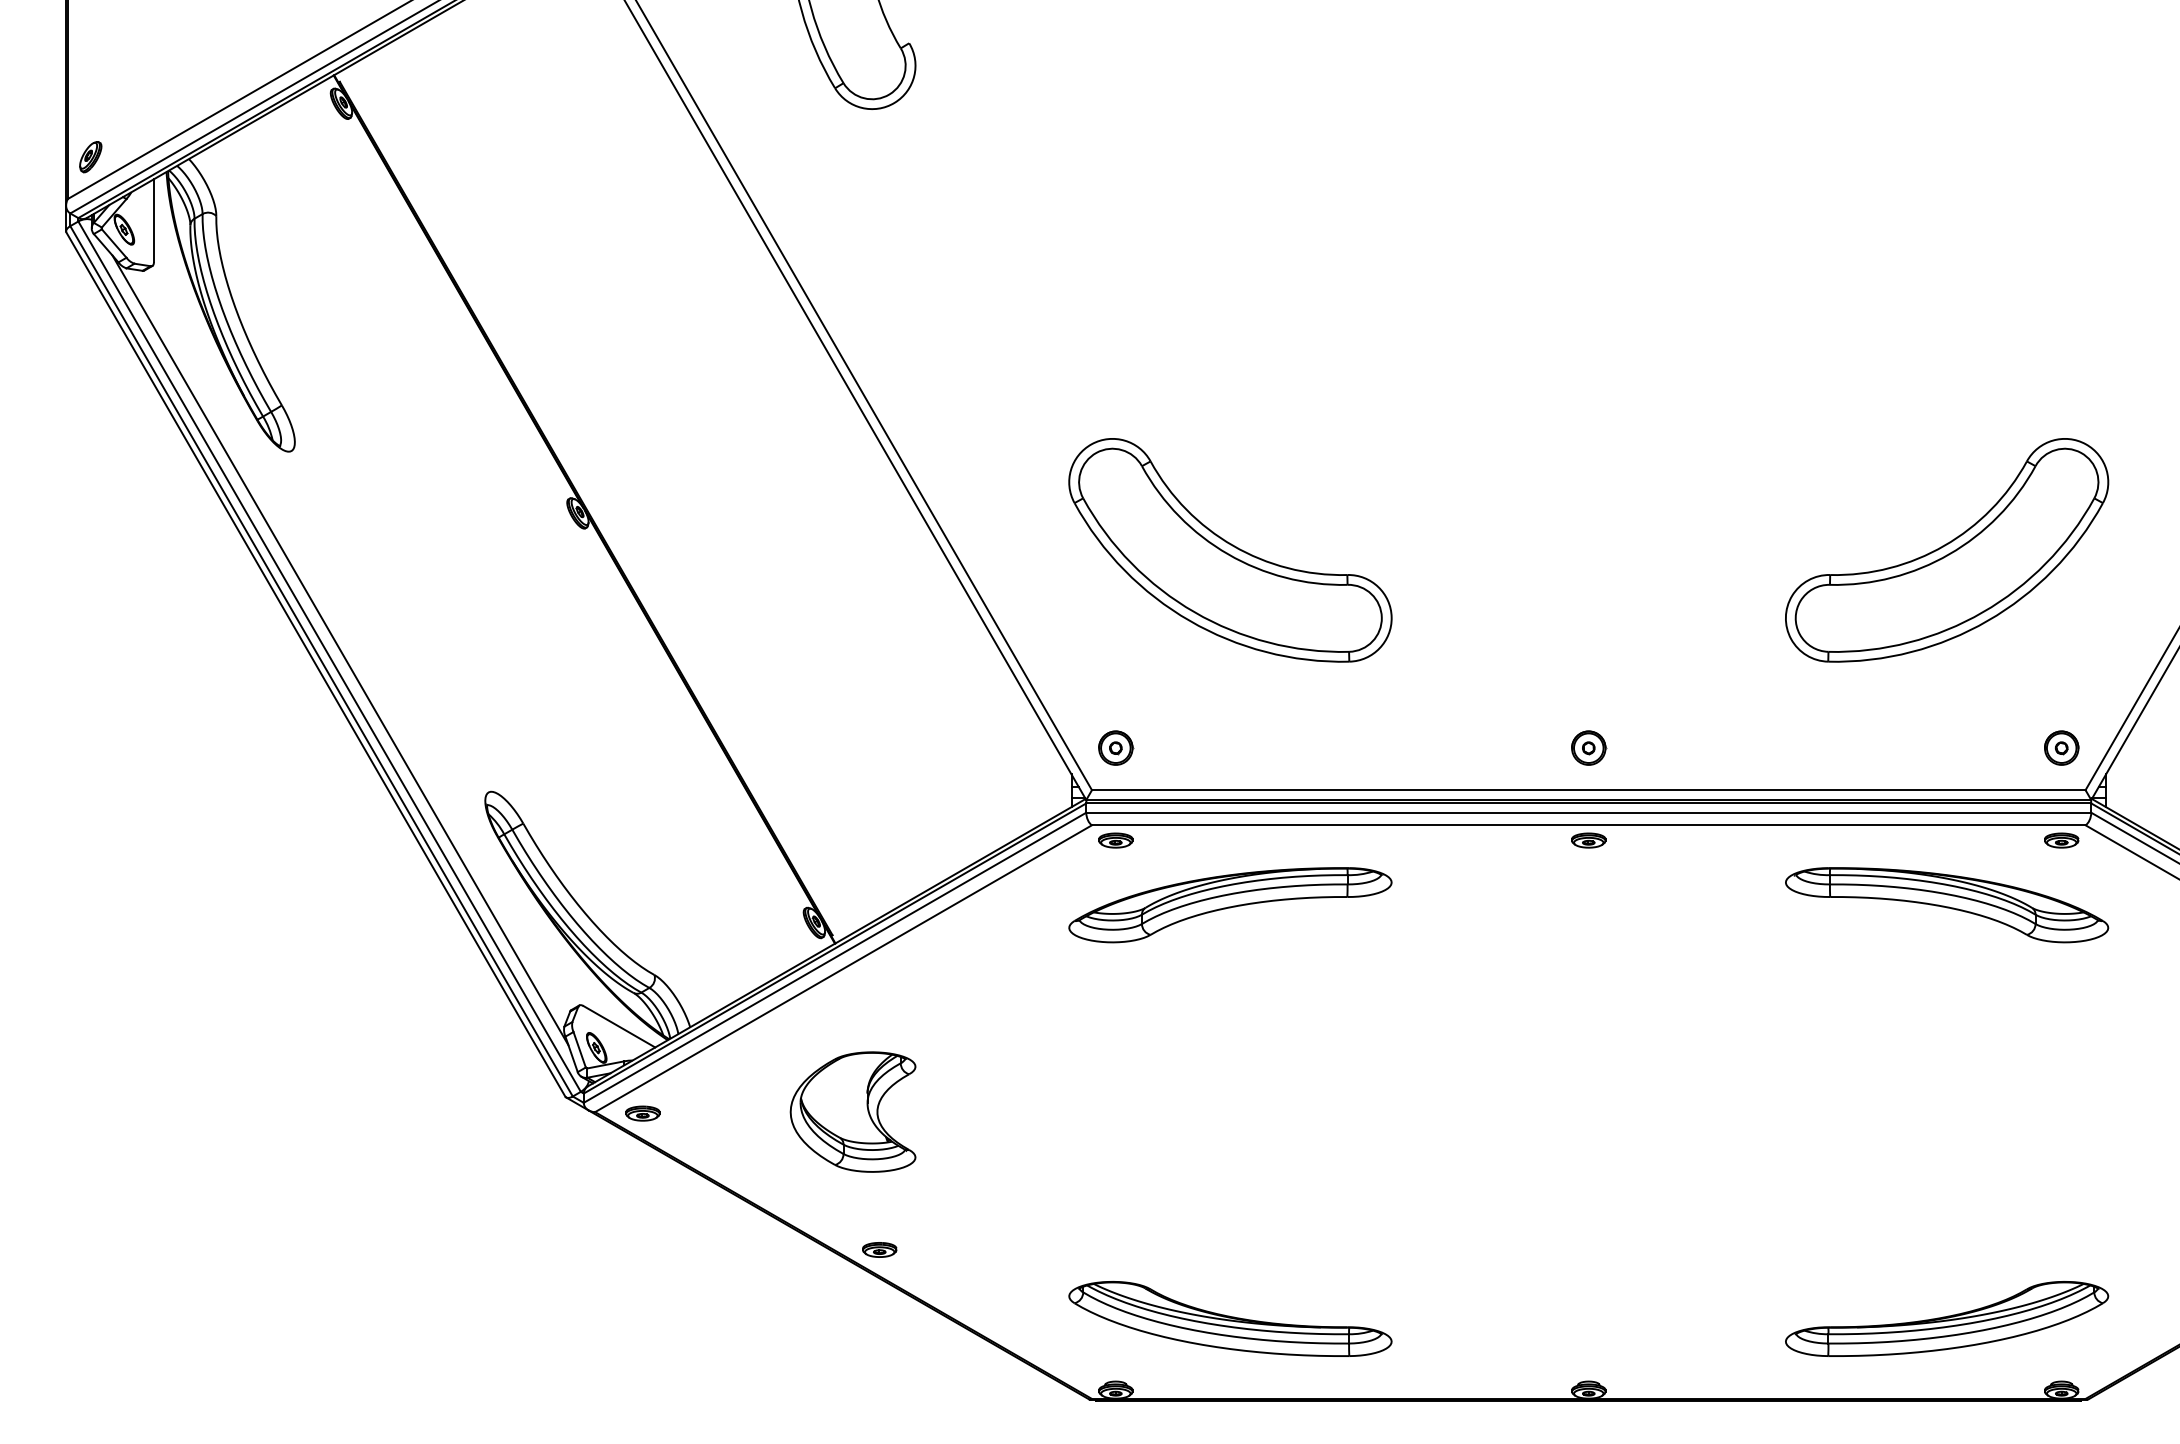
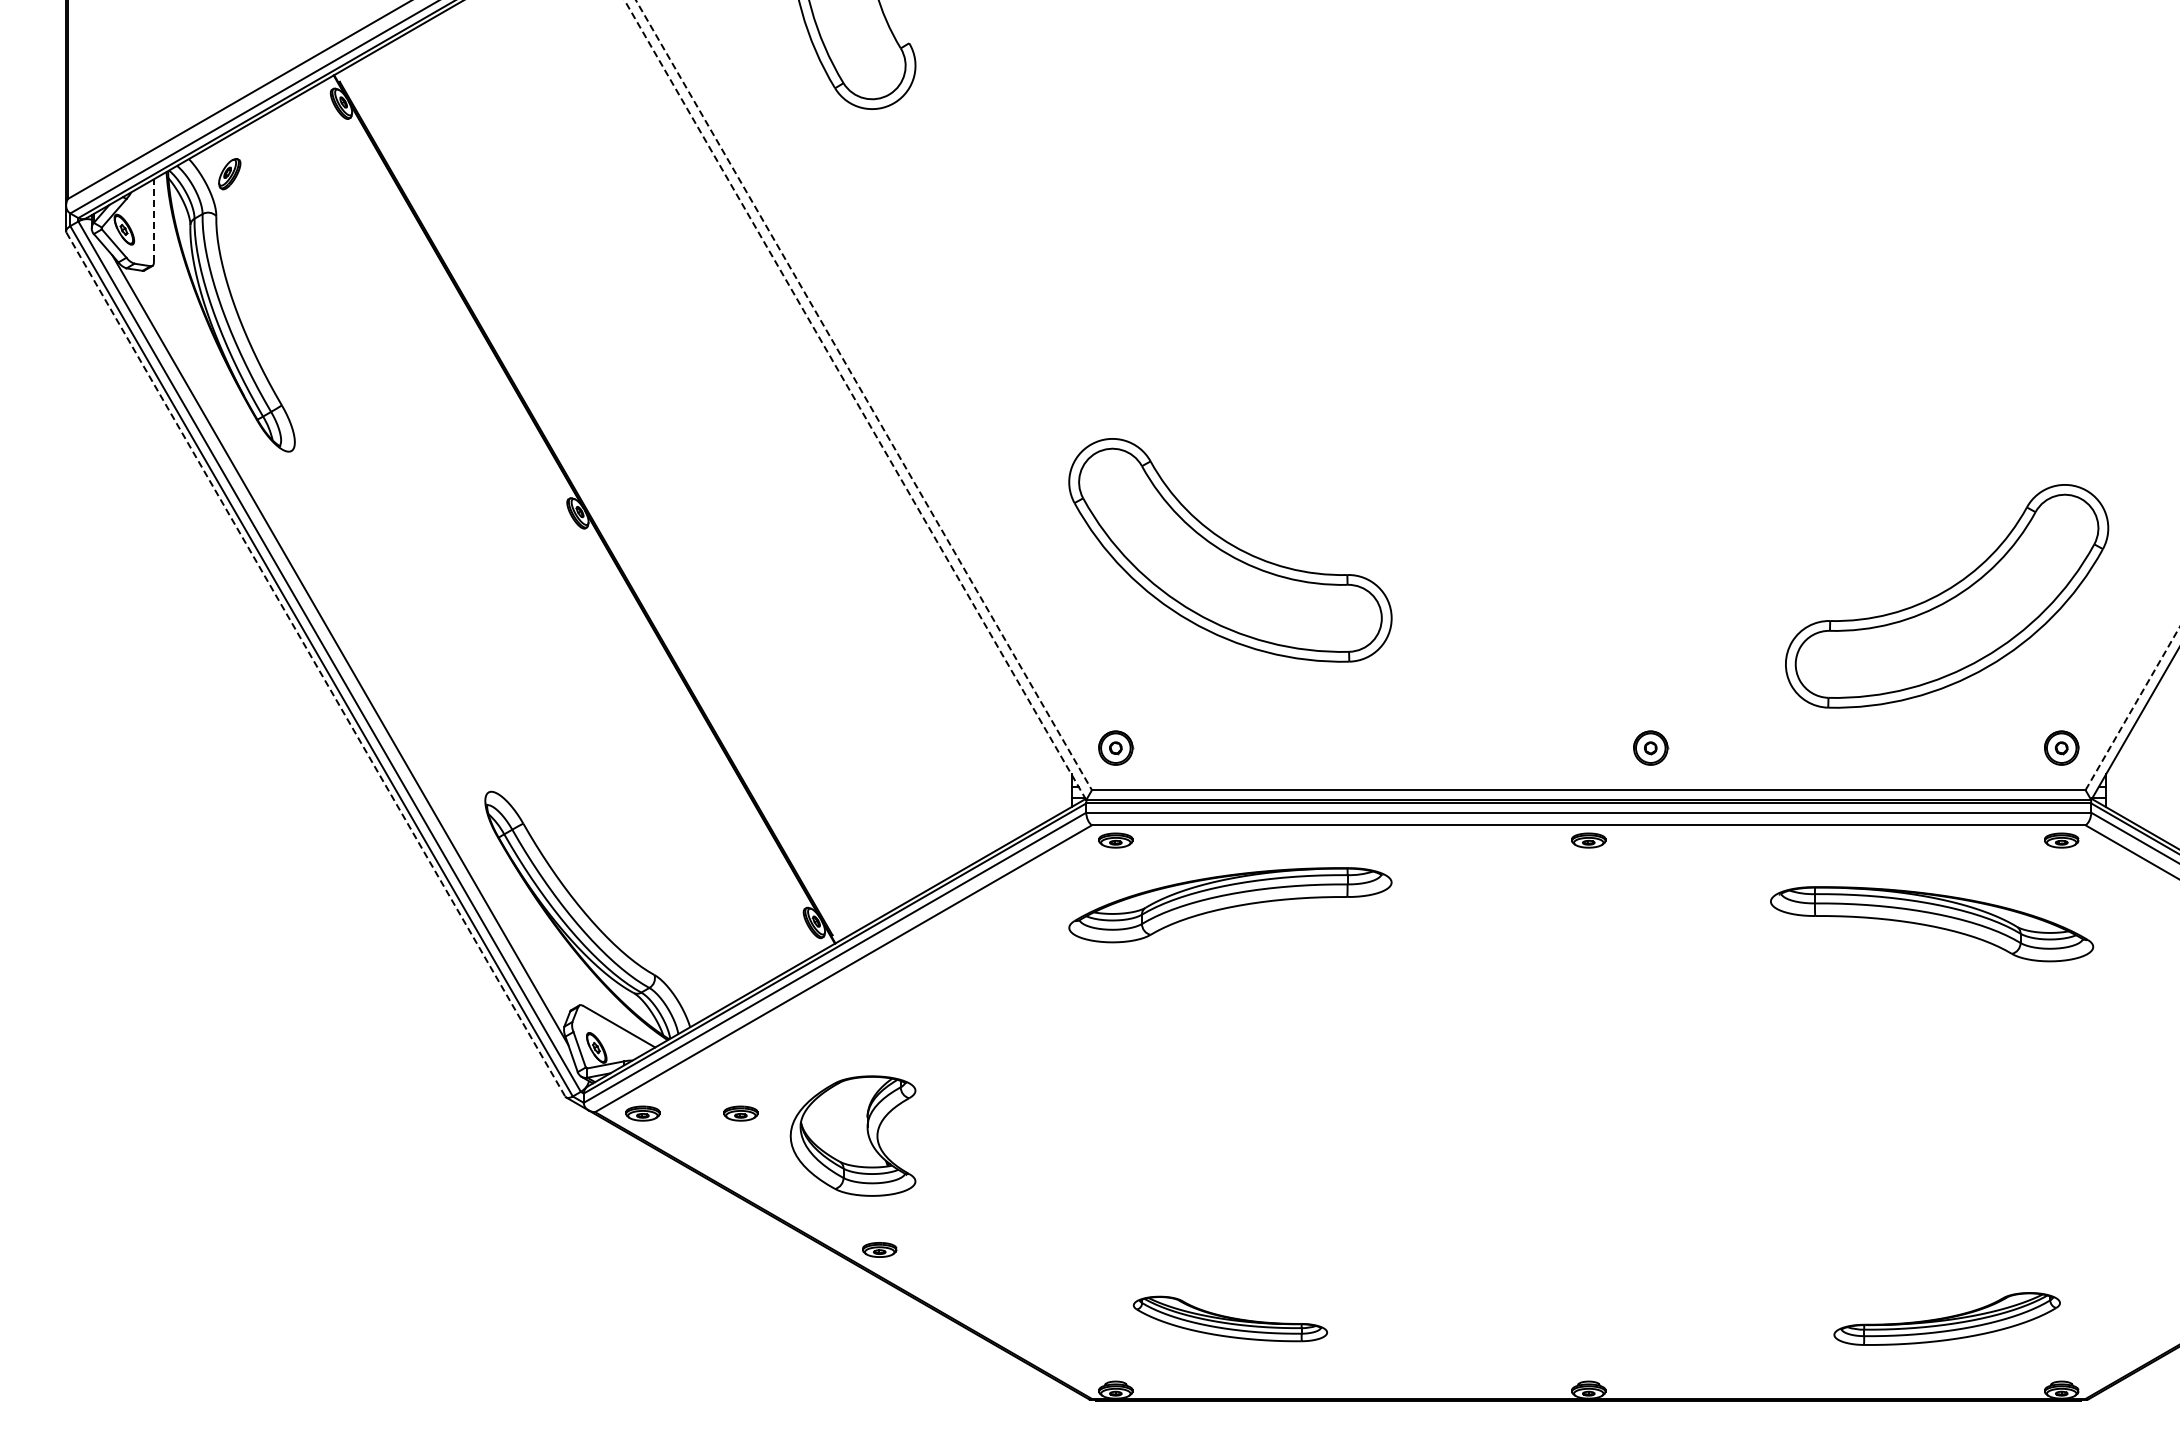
part position: (90, 157) -> (229, 174) (229, 174)
line: solid -> dashed (153, 220)
line: solid -> dashed (864, 395)
line: solid -> dashed (855, 399)
part position: (1947, 550) -> (1947, 596) (1947, 596)
line: solid -> dashed (315, 664)
line: solid -> dashed (2132, 708)
part position: (1589, 747) -> (1651, 747) (1651, 747)
part position: (1947, 905) -> (1932, 924) (1932, 924)
part position: (852, 1111) -> (852, 1135) (852, 1135)
part: none -> present (740, 1113)
part size: 325x76 px -> 197x48 px (1230, 1318)
part size: 325x76 px -> 228x54 px (1946, 1318)
